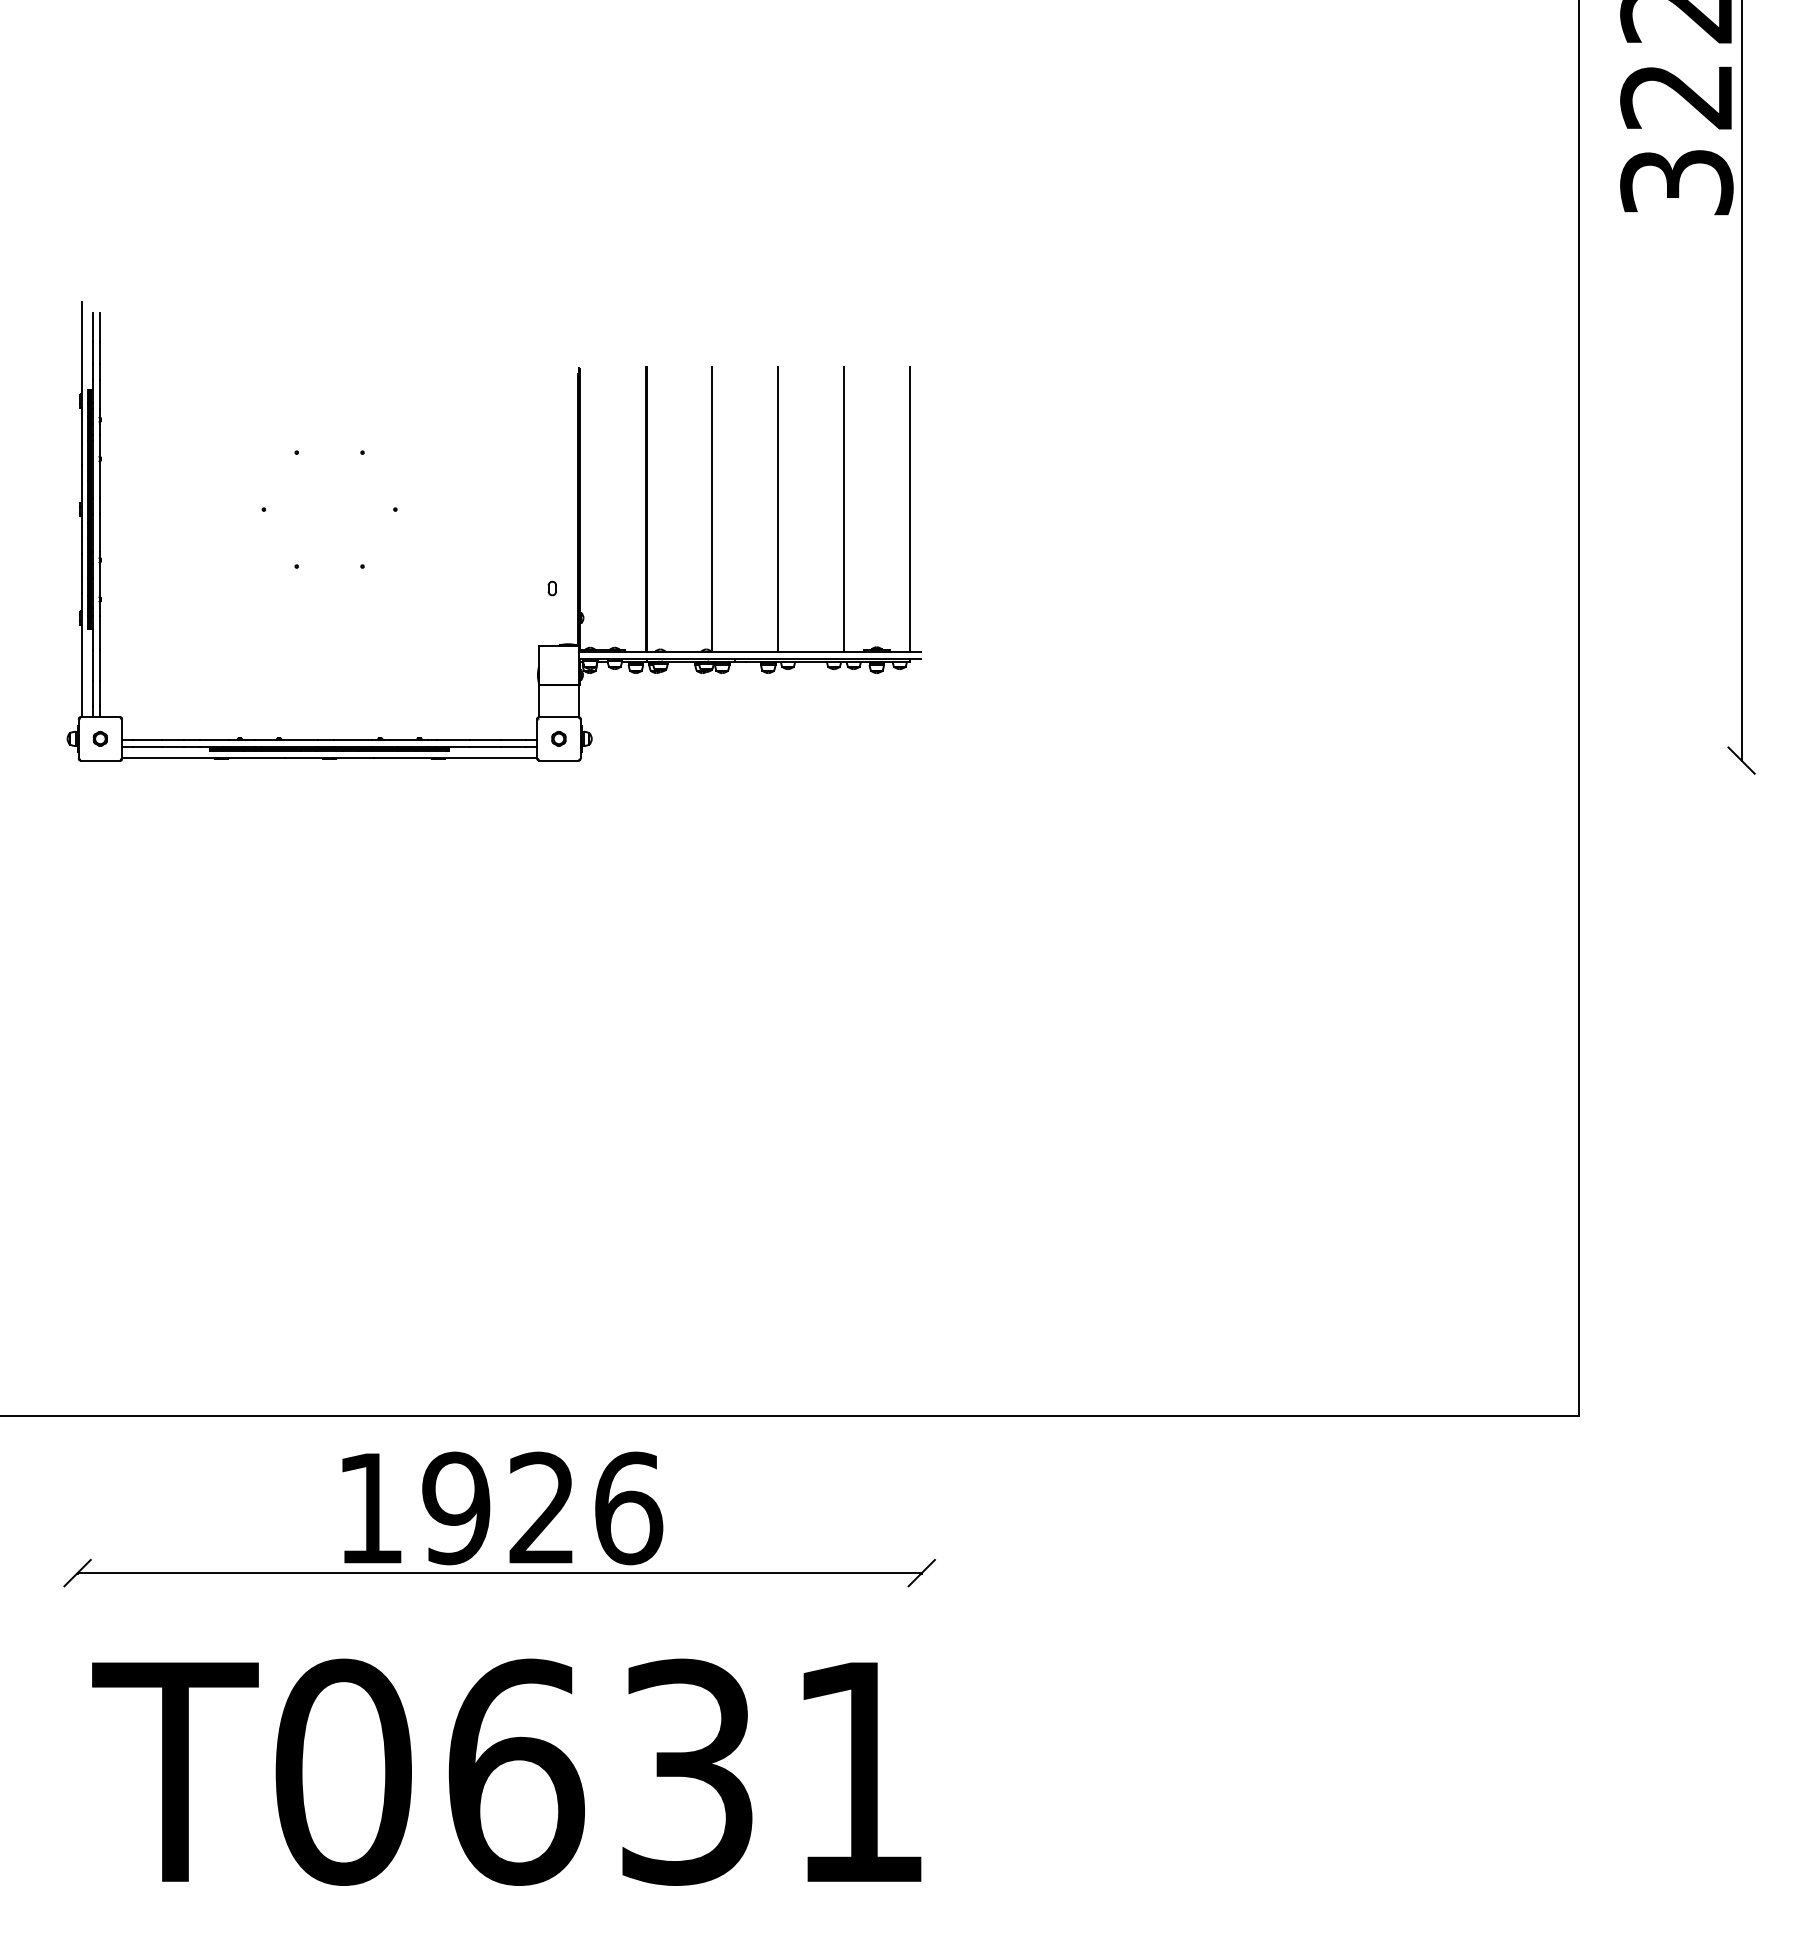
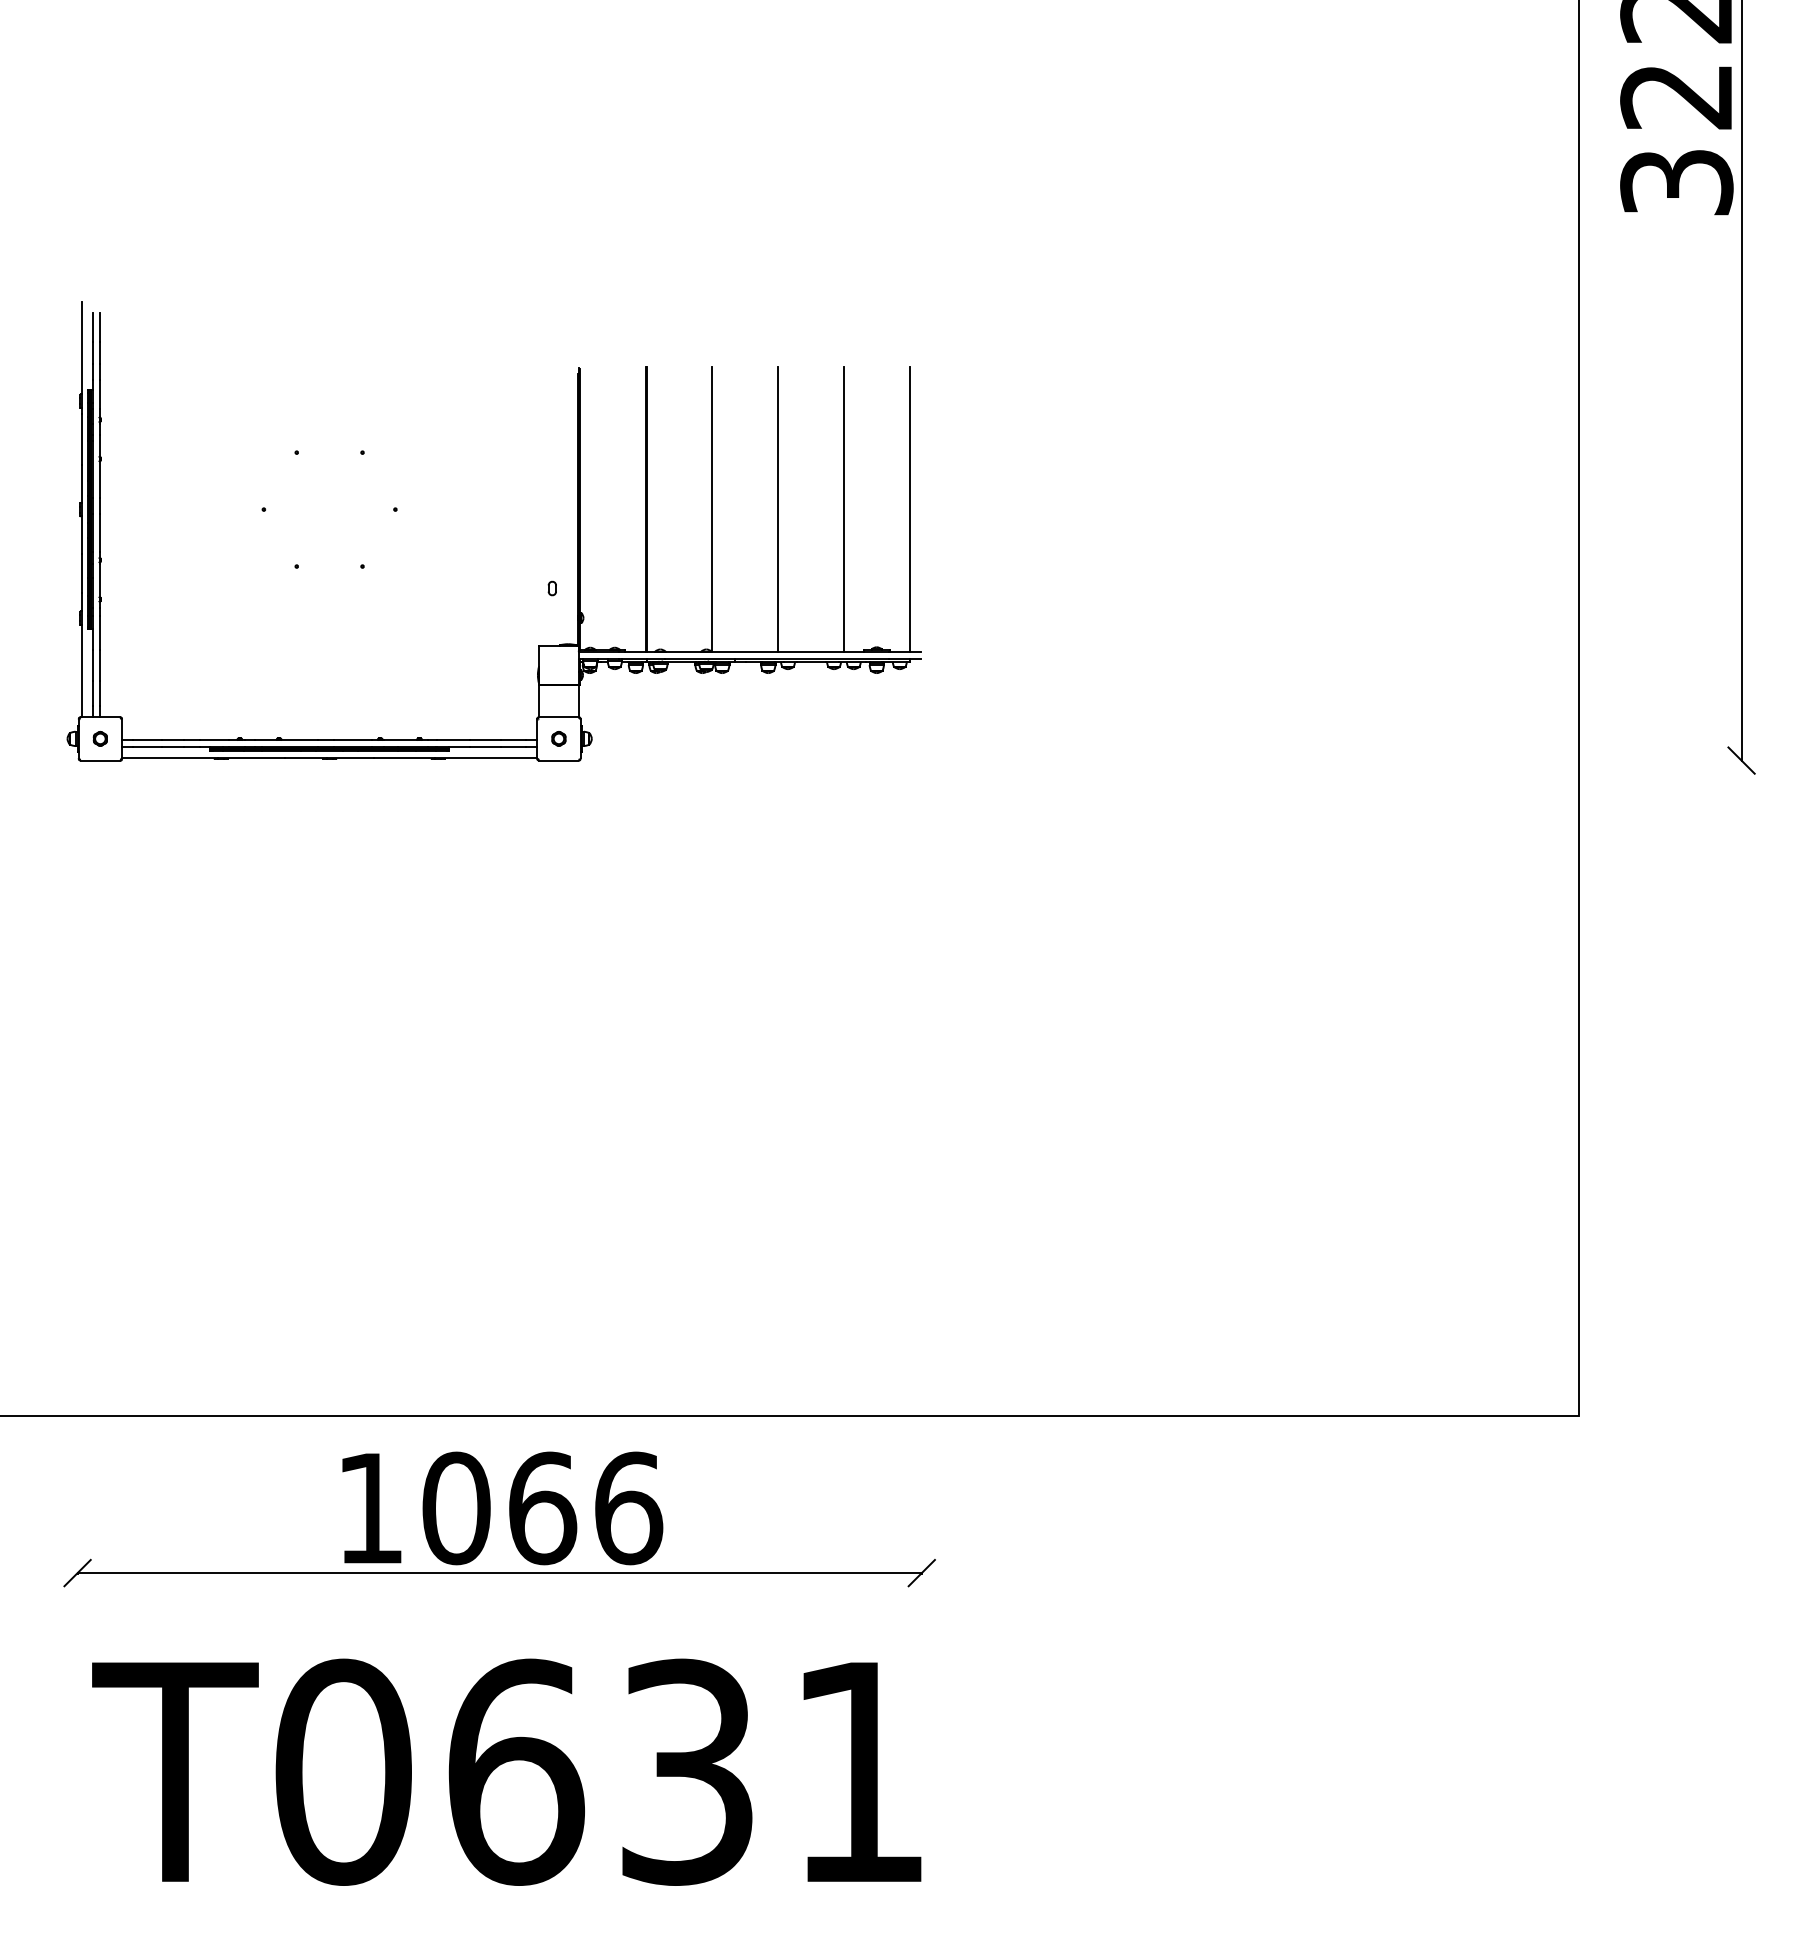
text: 1926 -> 1066 (499, 1508)
